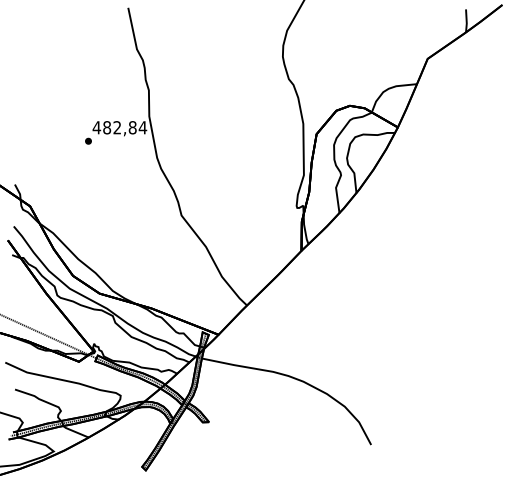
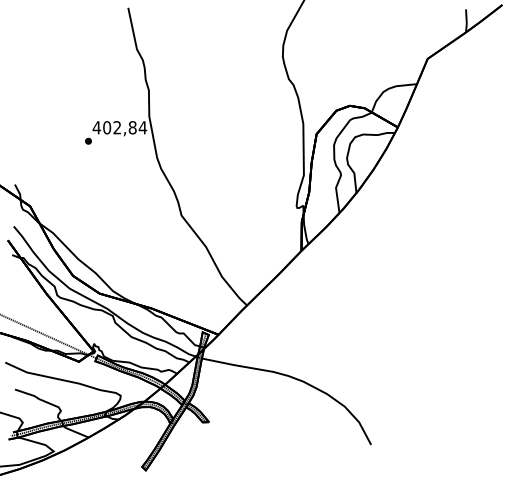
text: 482,84 -> 402,84 (107, 127)
